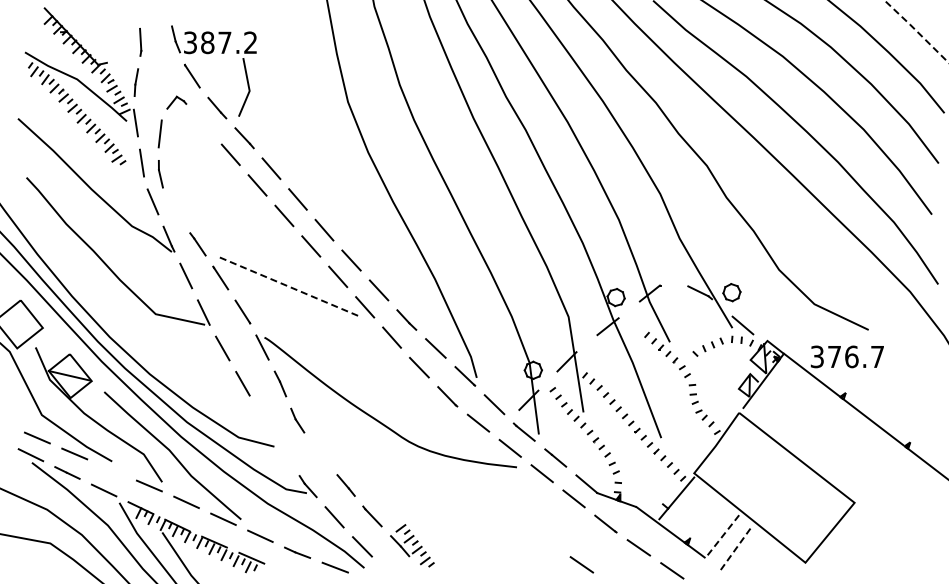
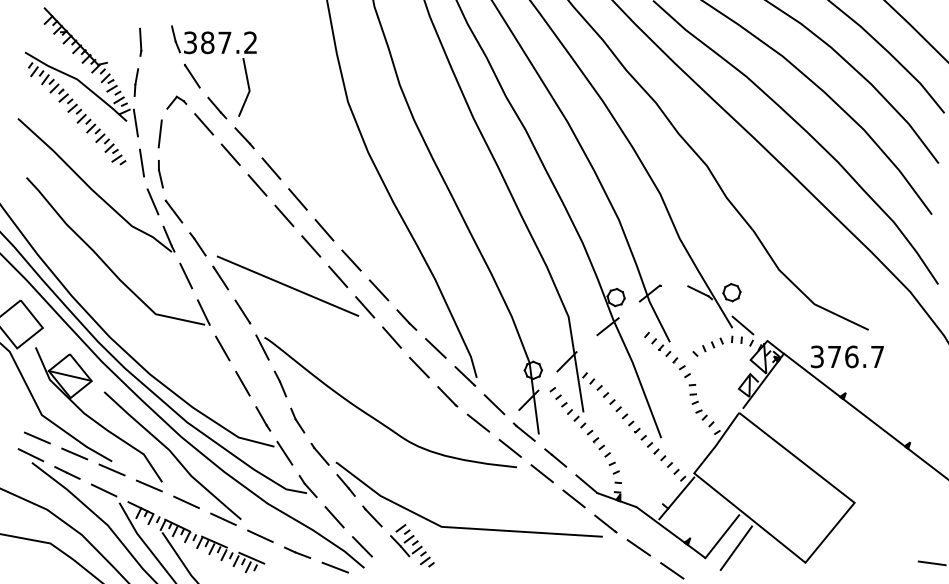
line: dashed -> solid (916, 30)
line: none -> present (204, 124)
line: none -> present (173, 211)
line: dashed -> solid (287, 286)
line: none -> present (263, 418)
line: none -> present (284, 452)
line: none -> present (111, 469)
part: none -> present (456, 526)
line: dashed -> solid (722, 537)
line: dashed -> solid (736, 548)
line: none -> present (931, 563)
line: present -> none (581, 564)
